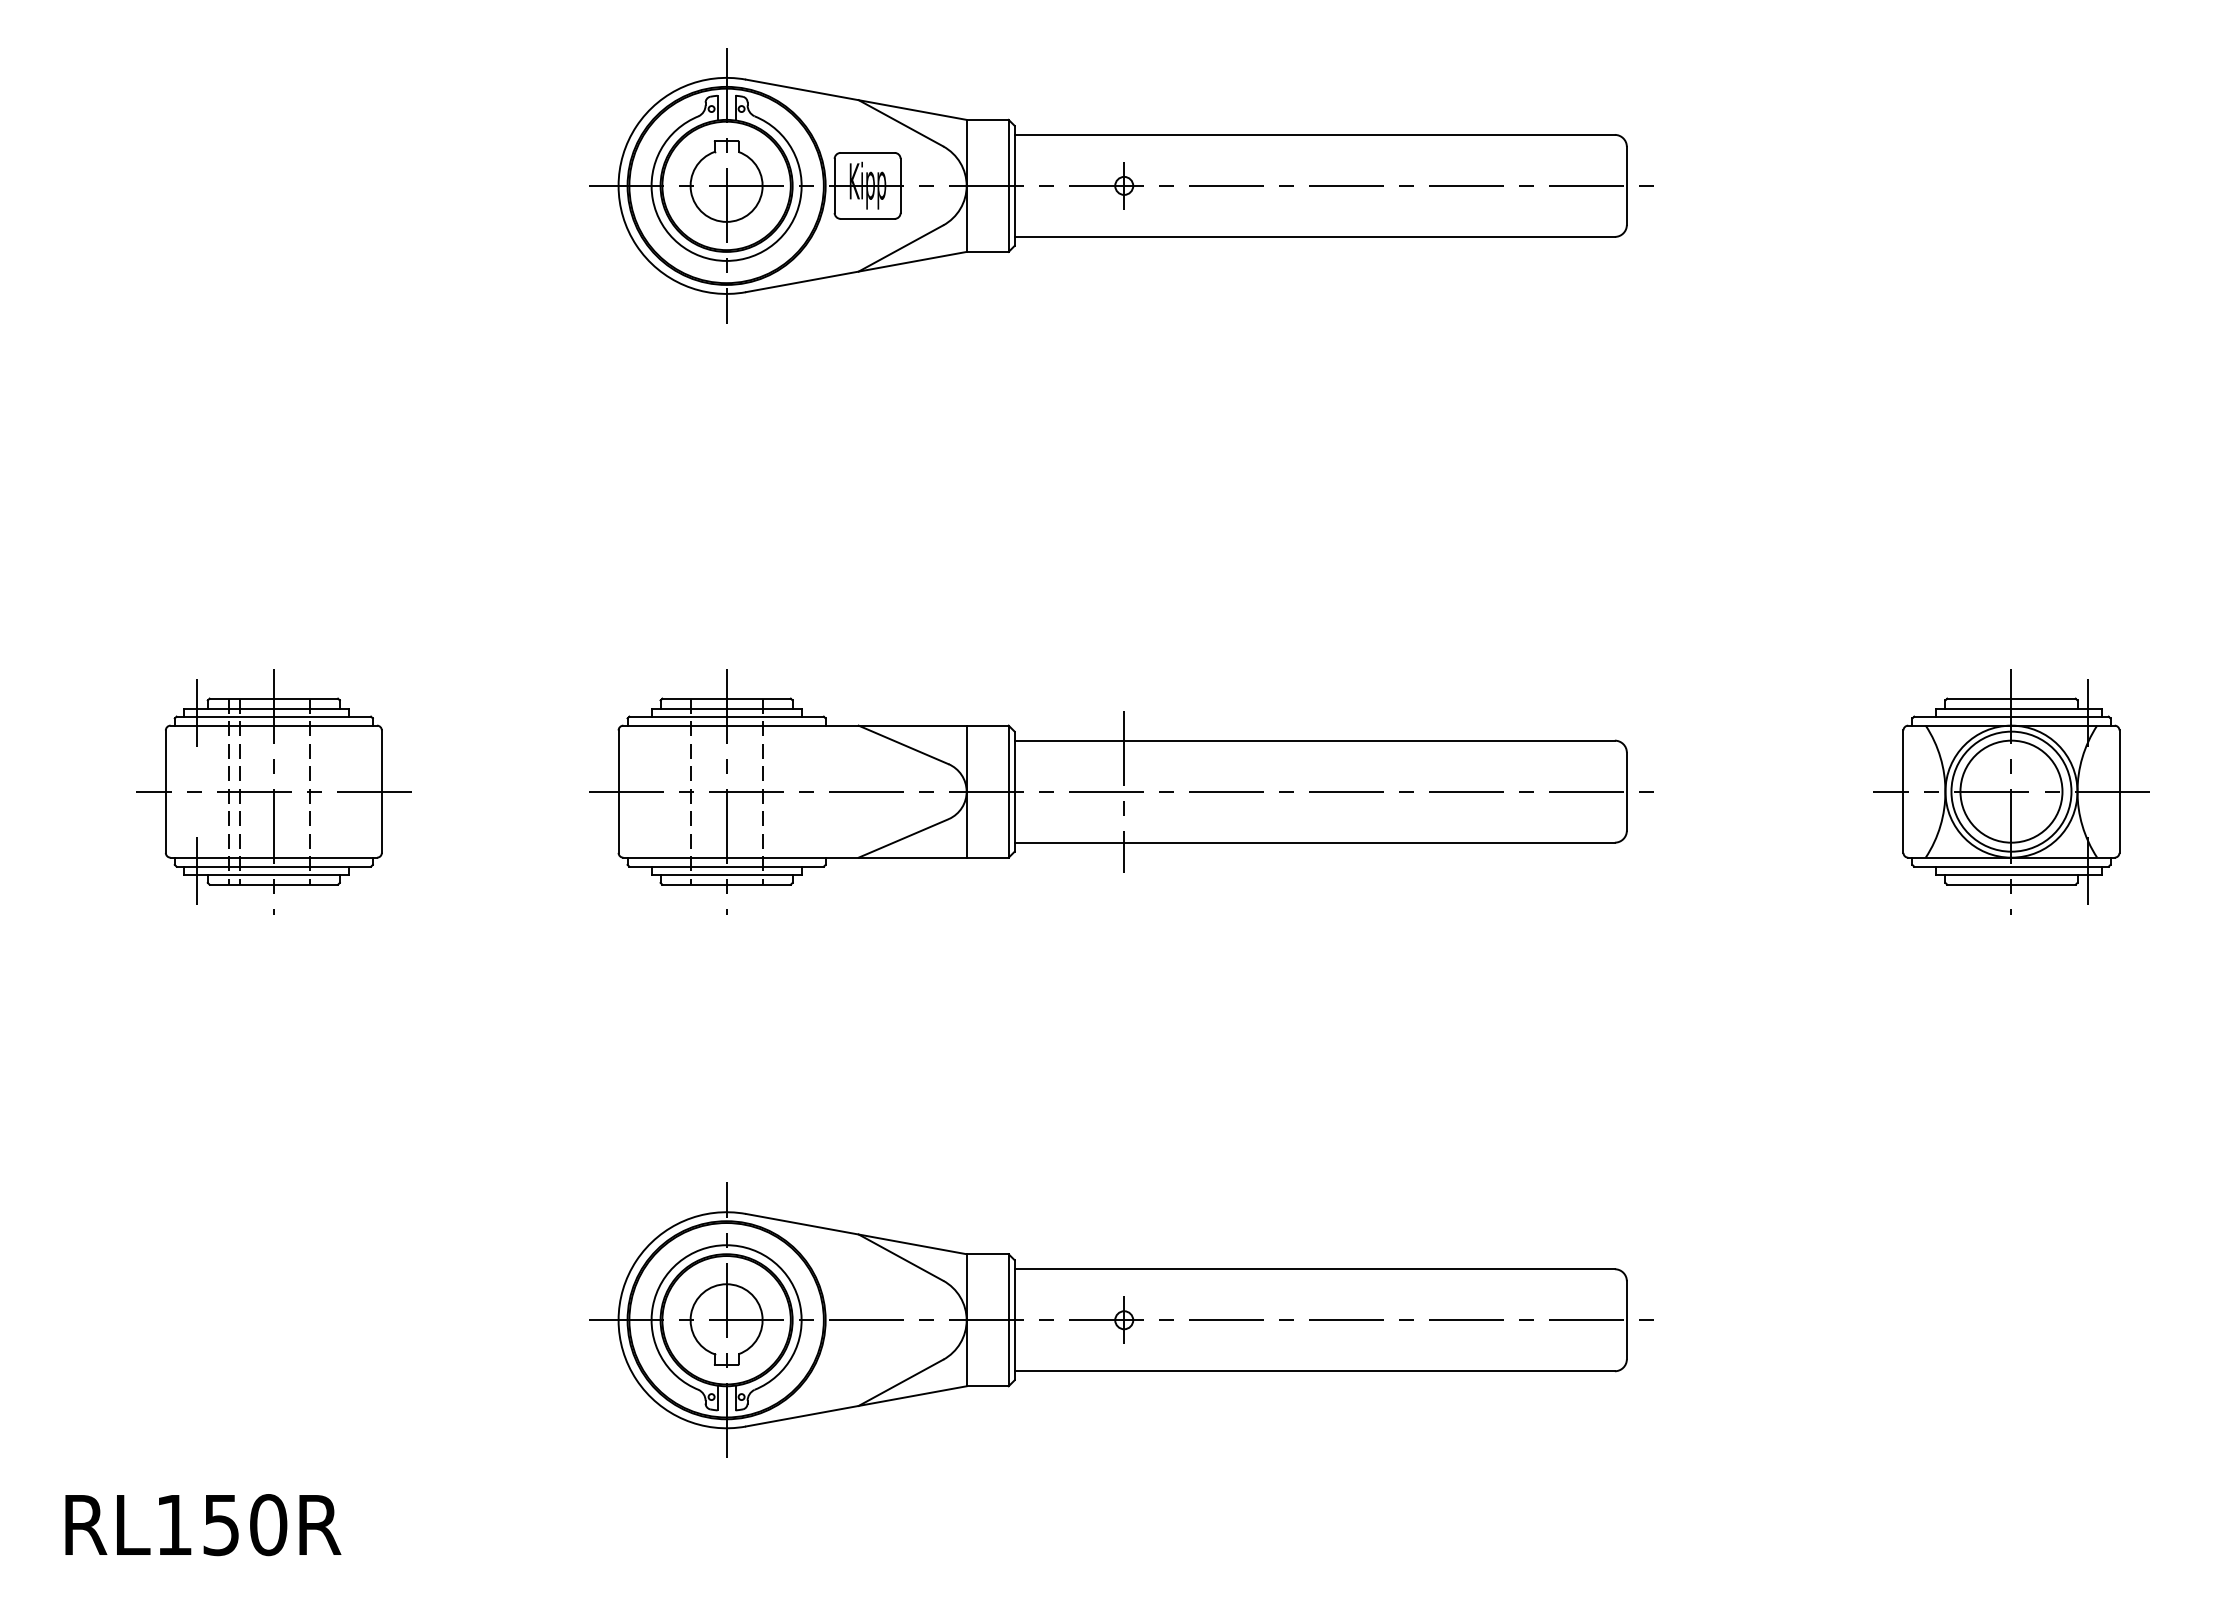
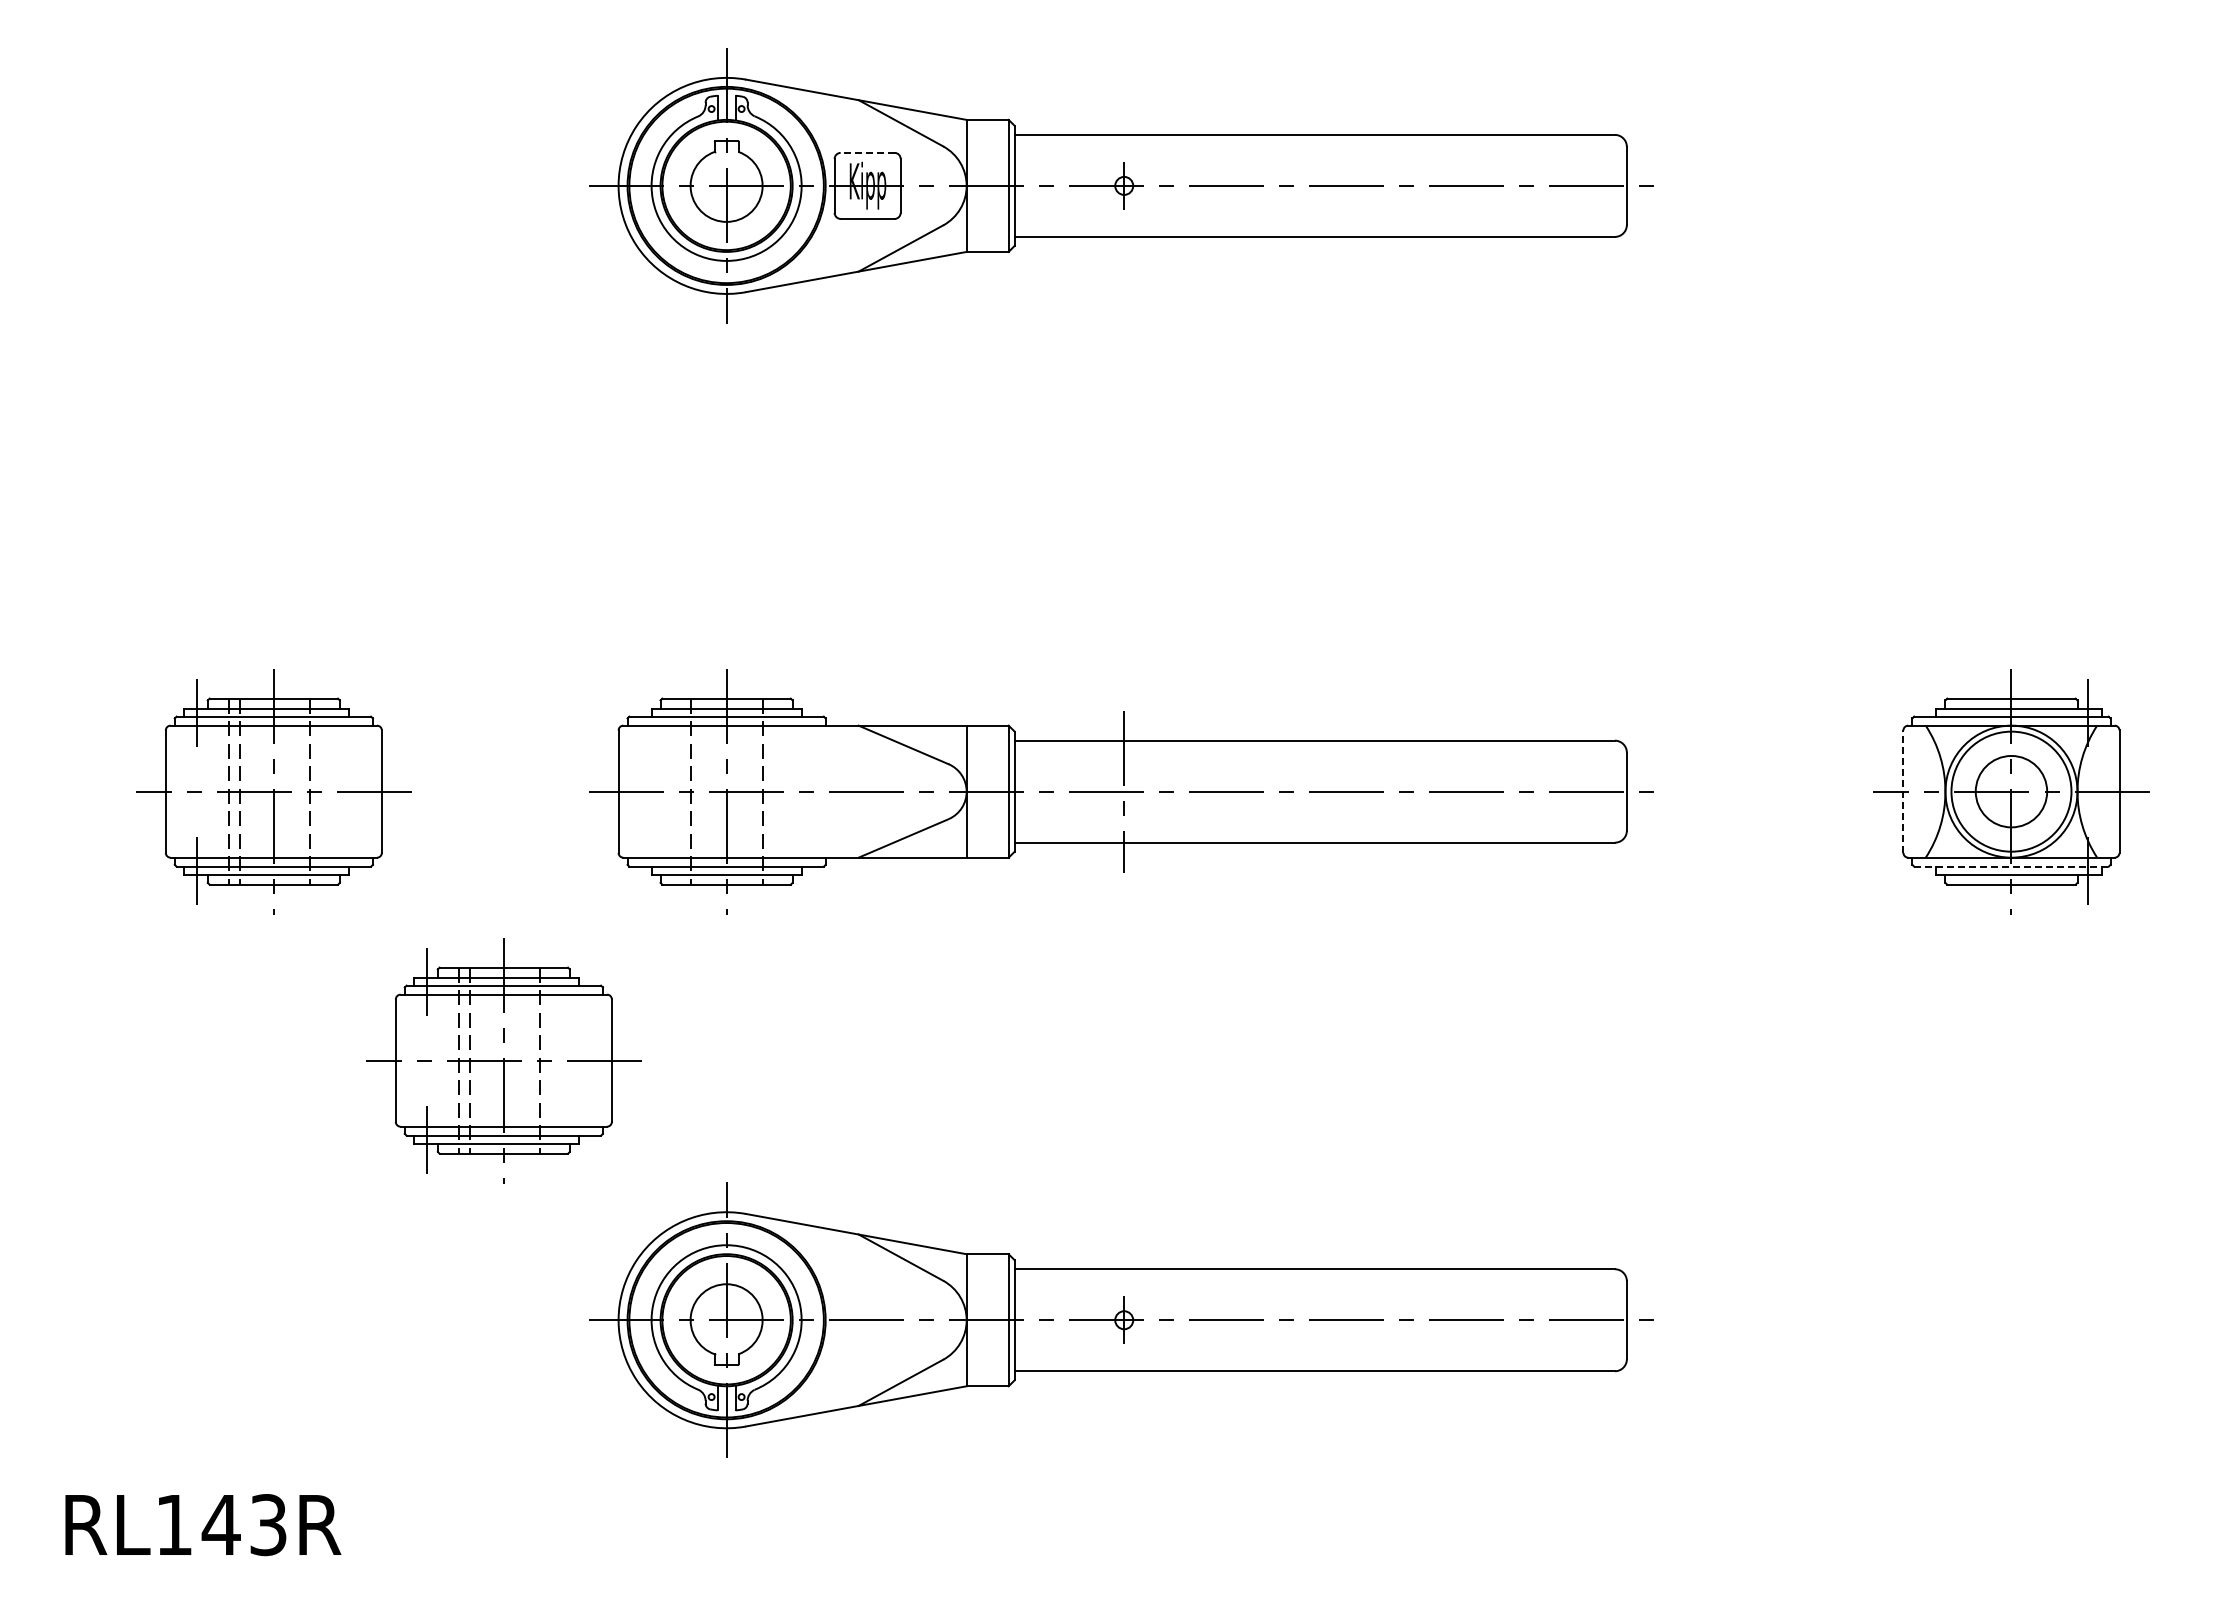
line: solid -> dashed (867, 152)
line: solid -> dashed (1903, 791)
circle diameter: 102 px -> 71 px (2011, 791)
line: solid -> dashed (2011, 866)
part: none -> present (503, 1060)
text: RL150R -> RL143R (244, 1525)
